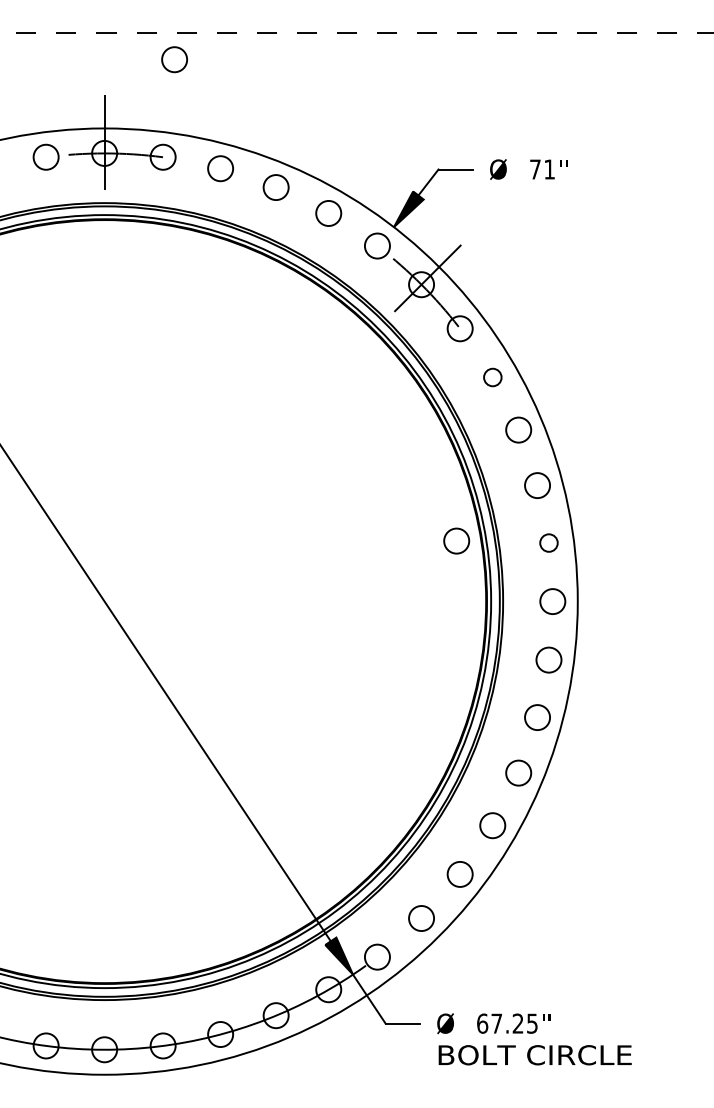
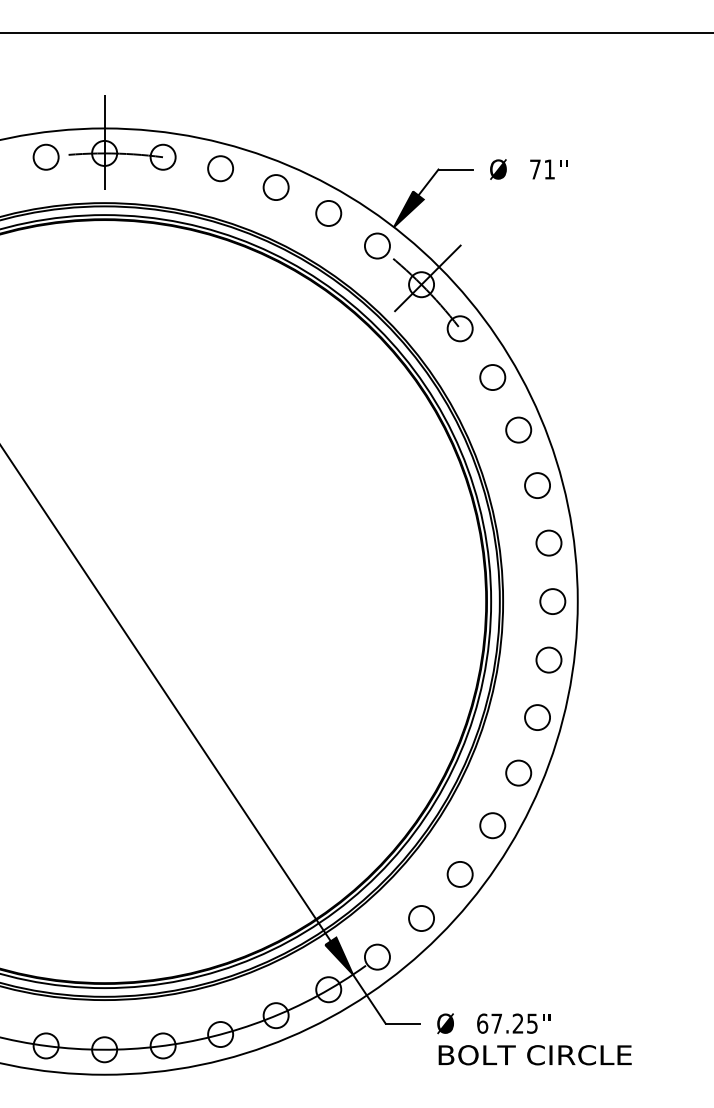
line: dashed -> solid (357, 33)
circle: present -> none (174, 59)
circle size: 20x21 px -> 28x27 px (492, 377)
circle: present -> none (456, 540)
circle size: 20x20 px -> 28x28 px (548, 542)
